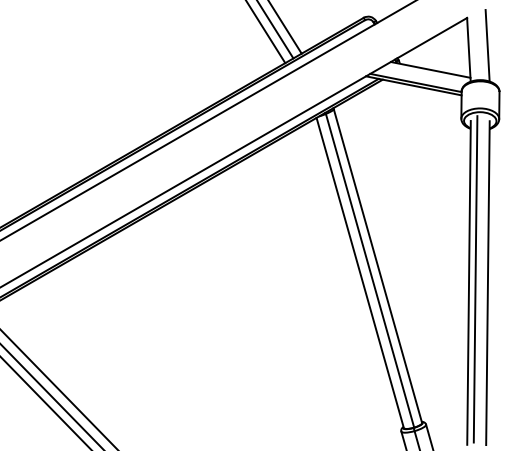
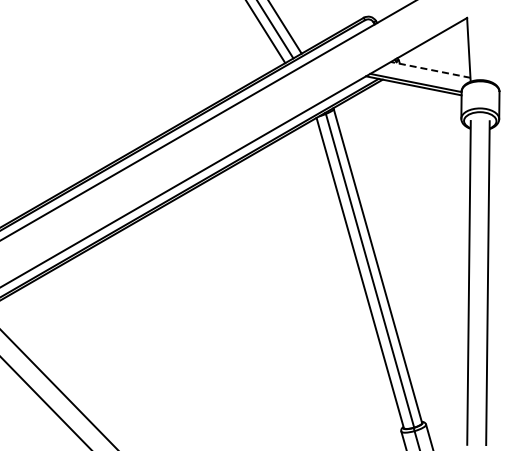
line: present -> none (487, 45)
line: solid -> dashed (430, 69)
line: present -> none (475, 279)
line: present -> none (51, 396)
